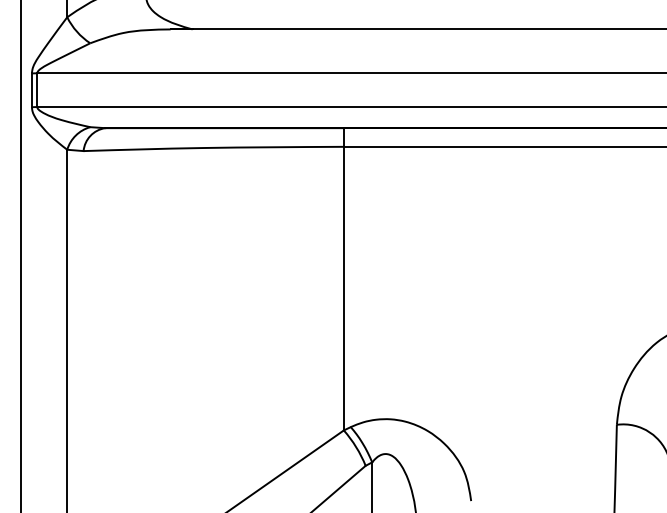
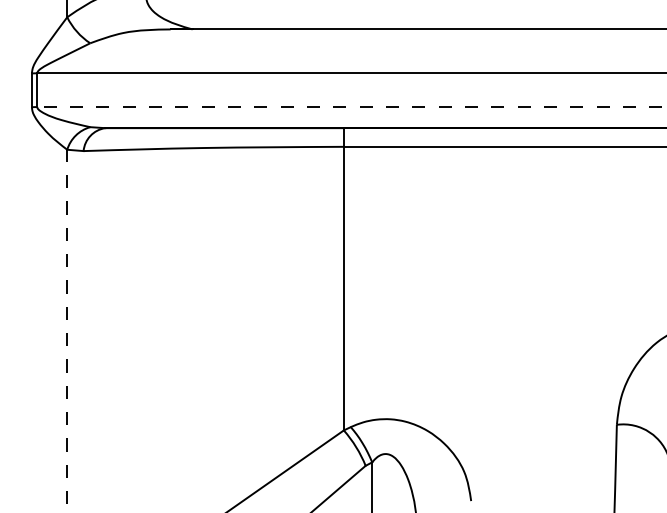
line: solid -> dashed (351, 107)
line: present -> none (21, 255)
line: solid -> dashed (67, 330)
